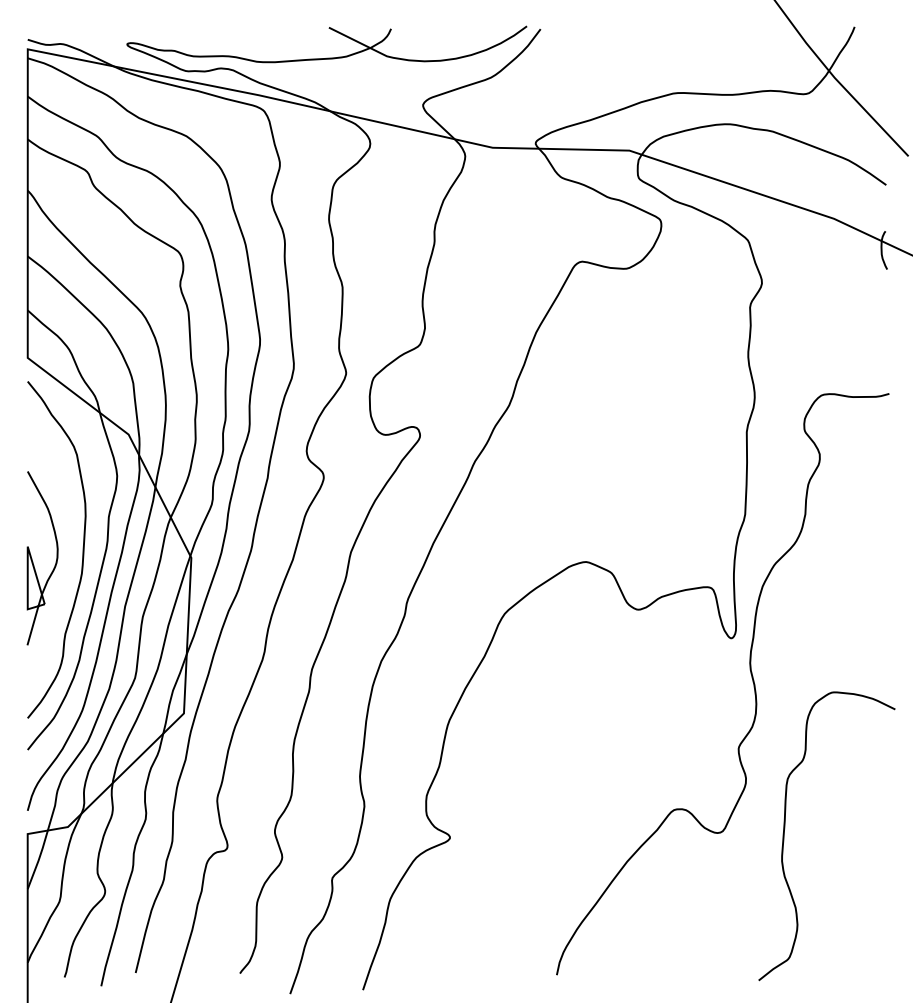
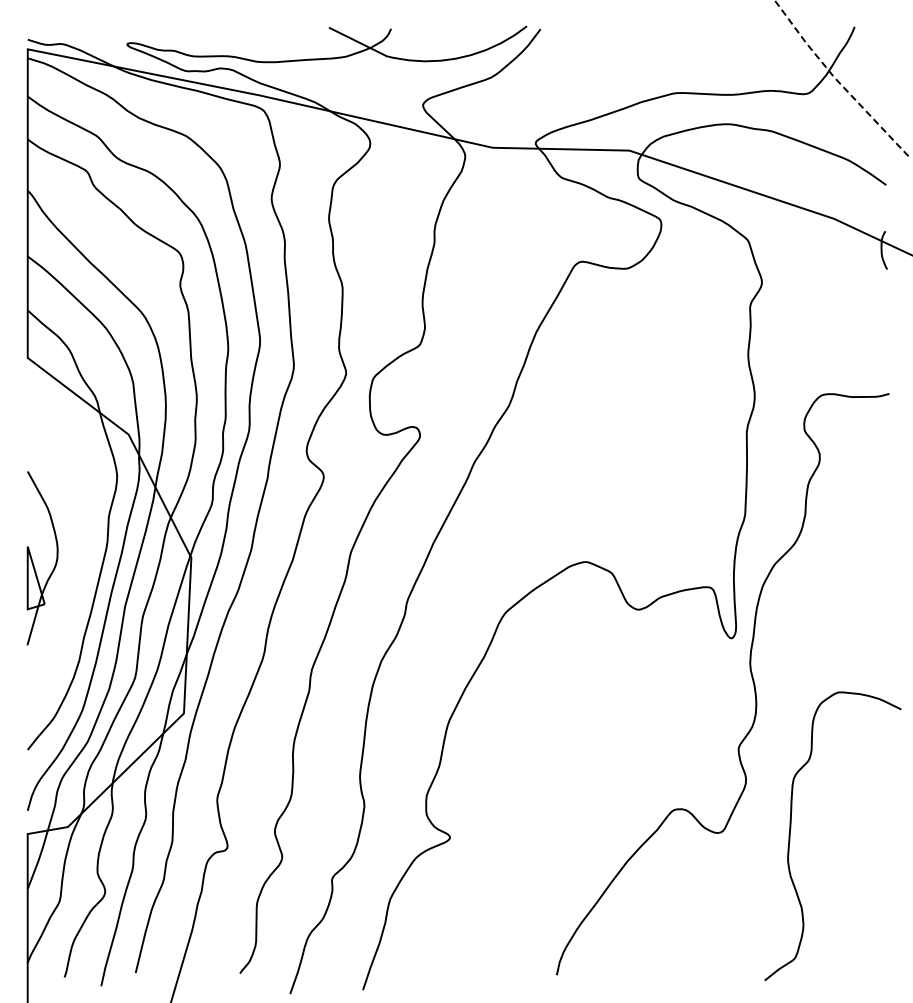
line: solid -> dashed (836, 80)
curve: present -> none (82, 549)
curve position: (785, 828) -> (791, 828) (791, 828)
